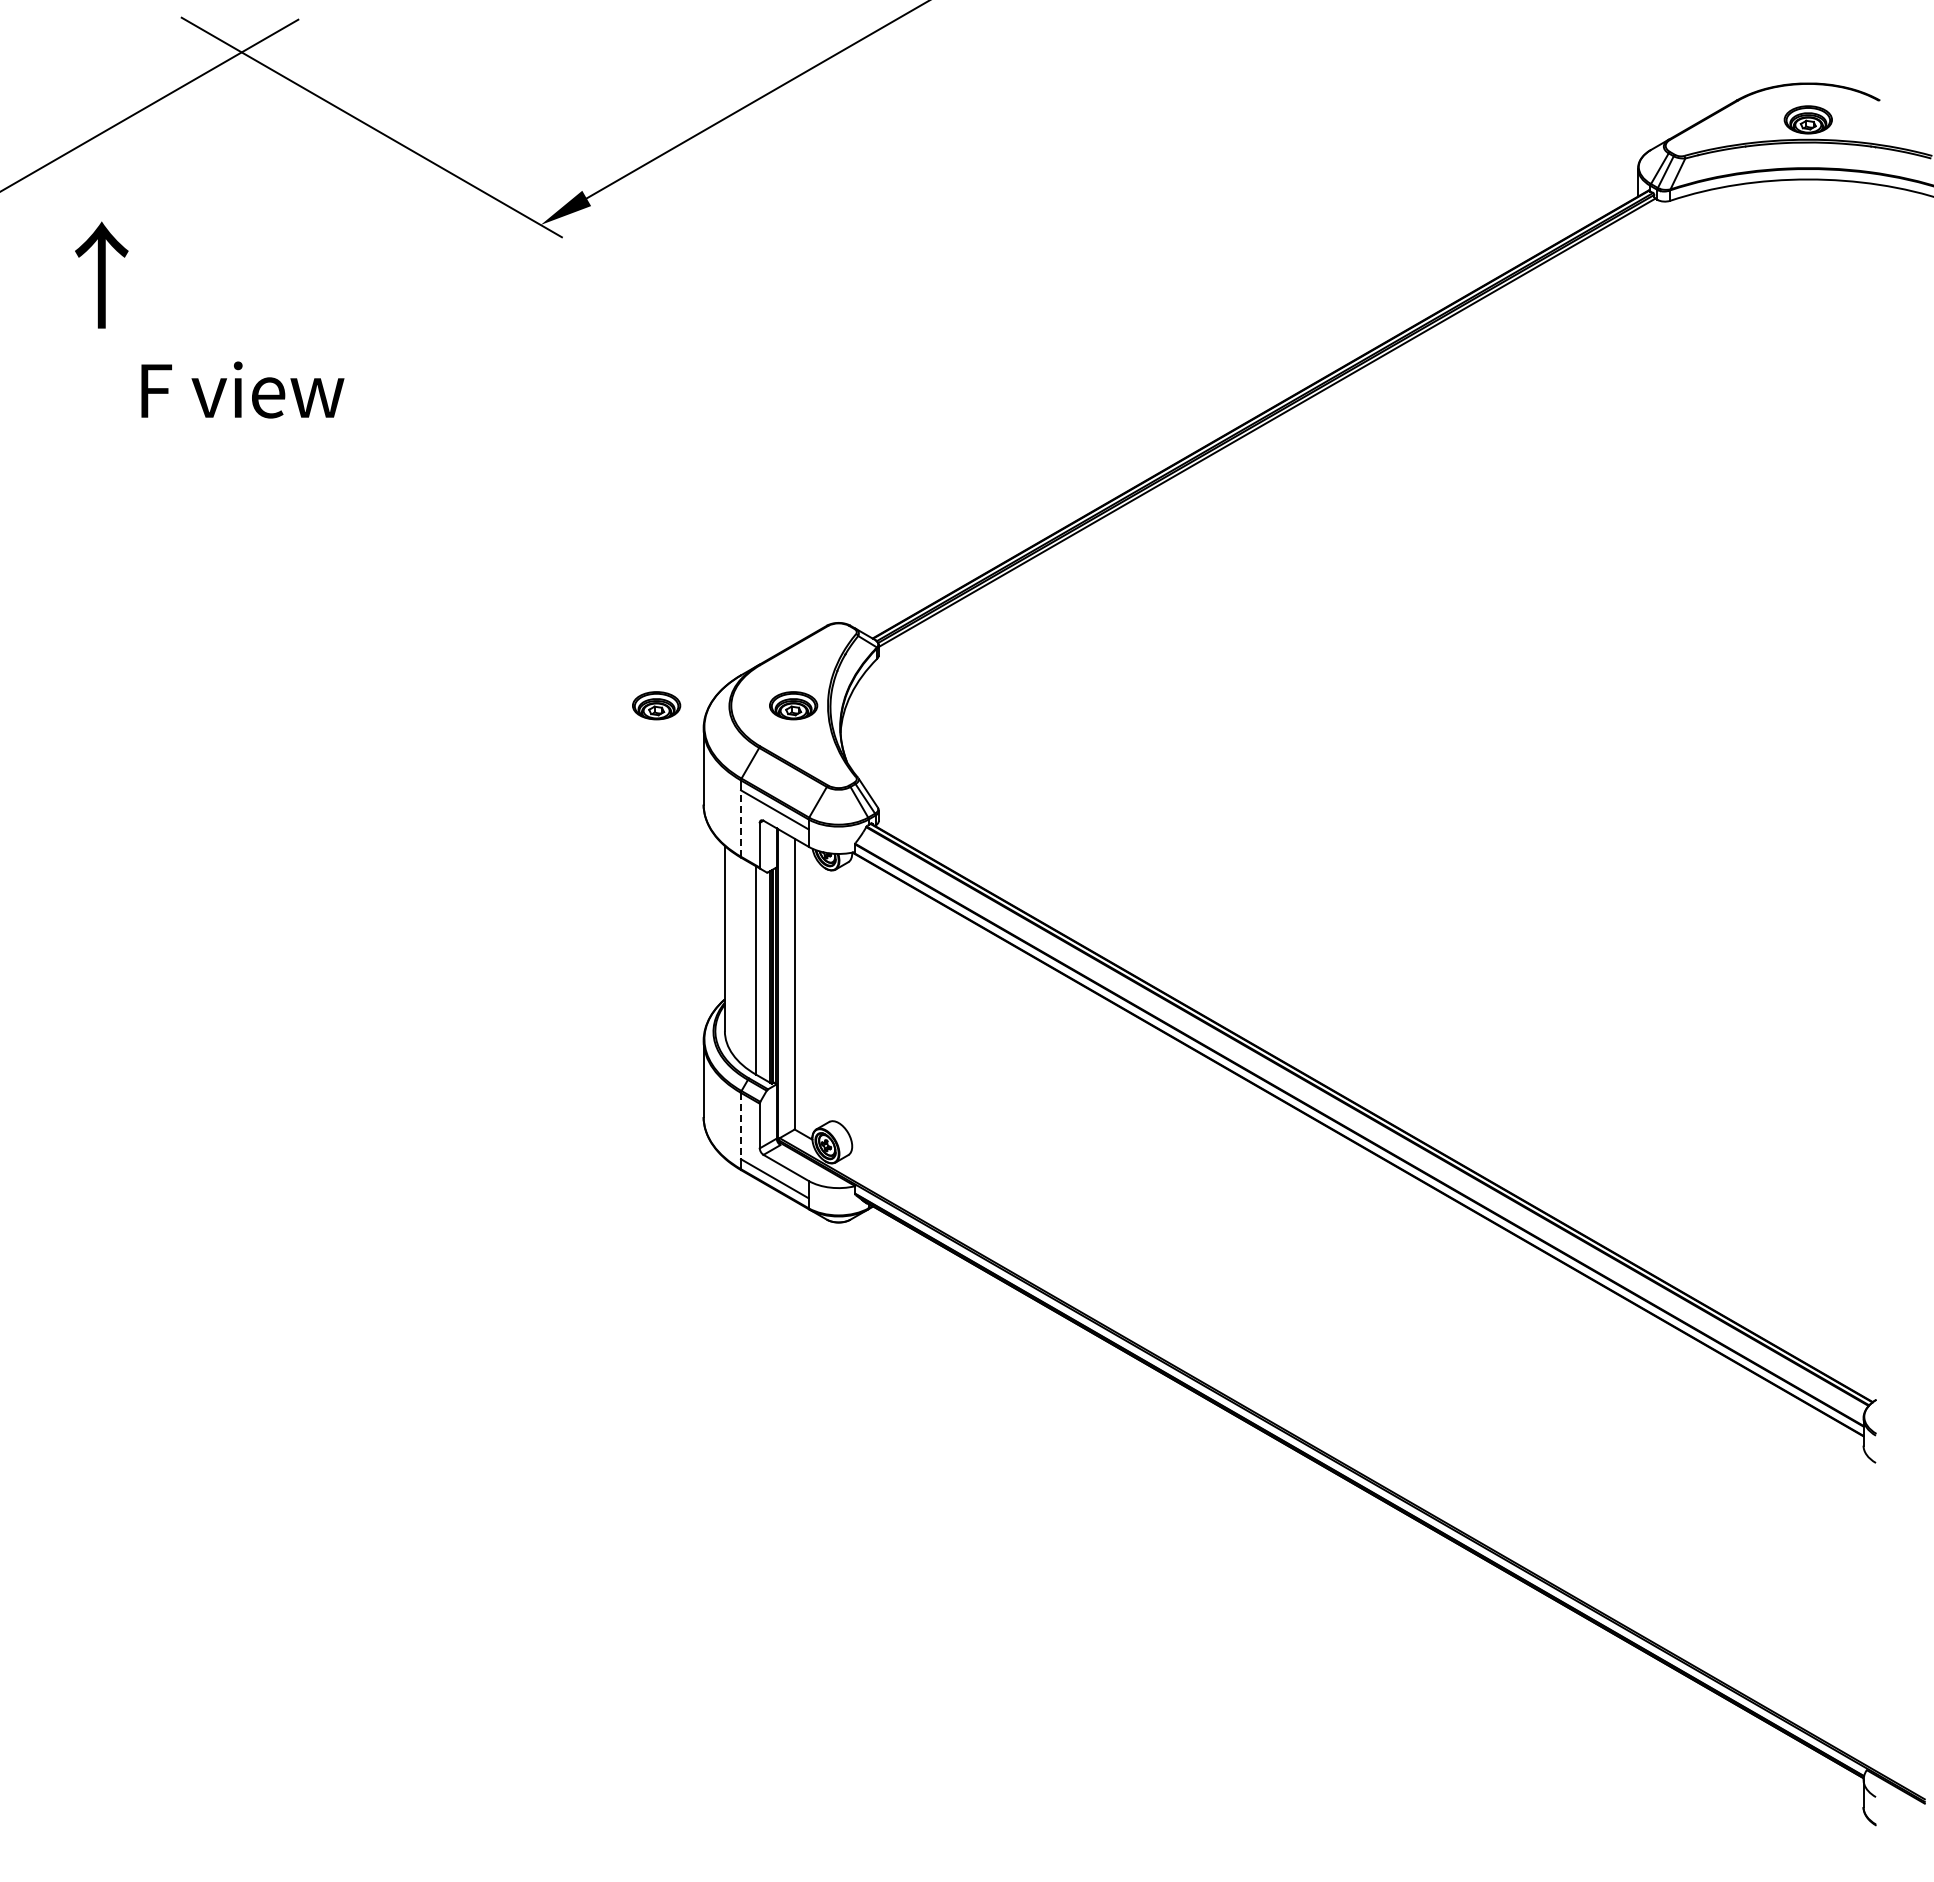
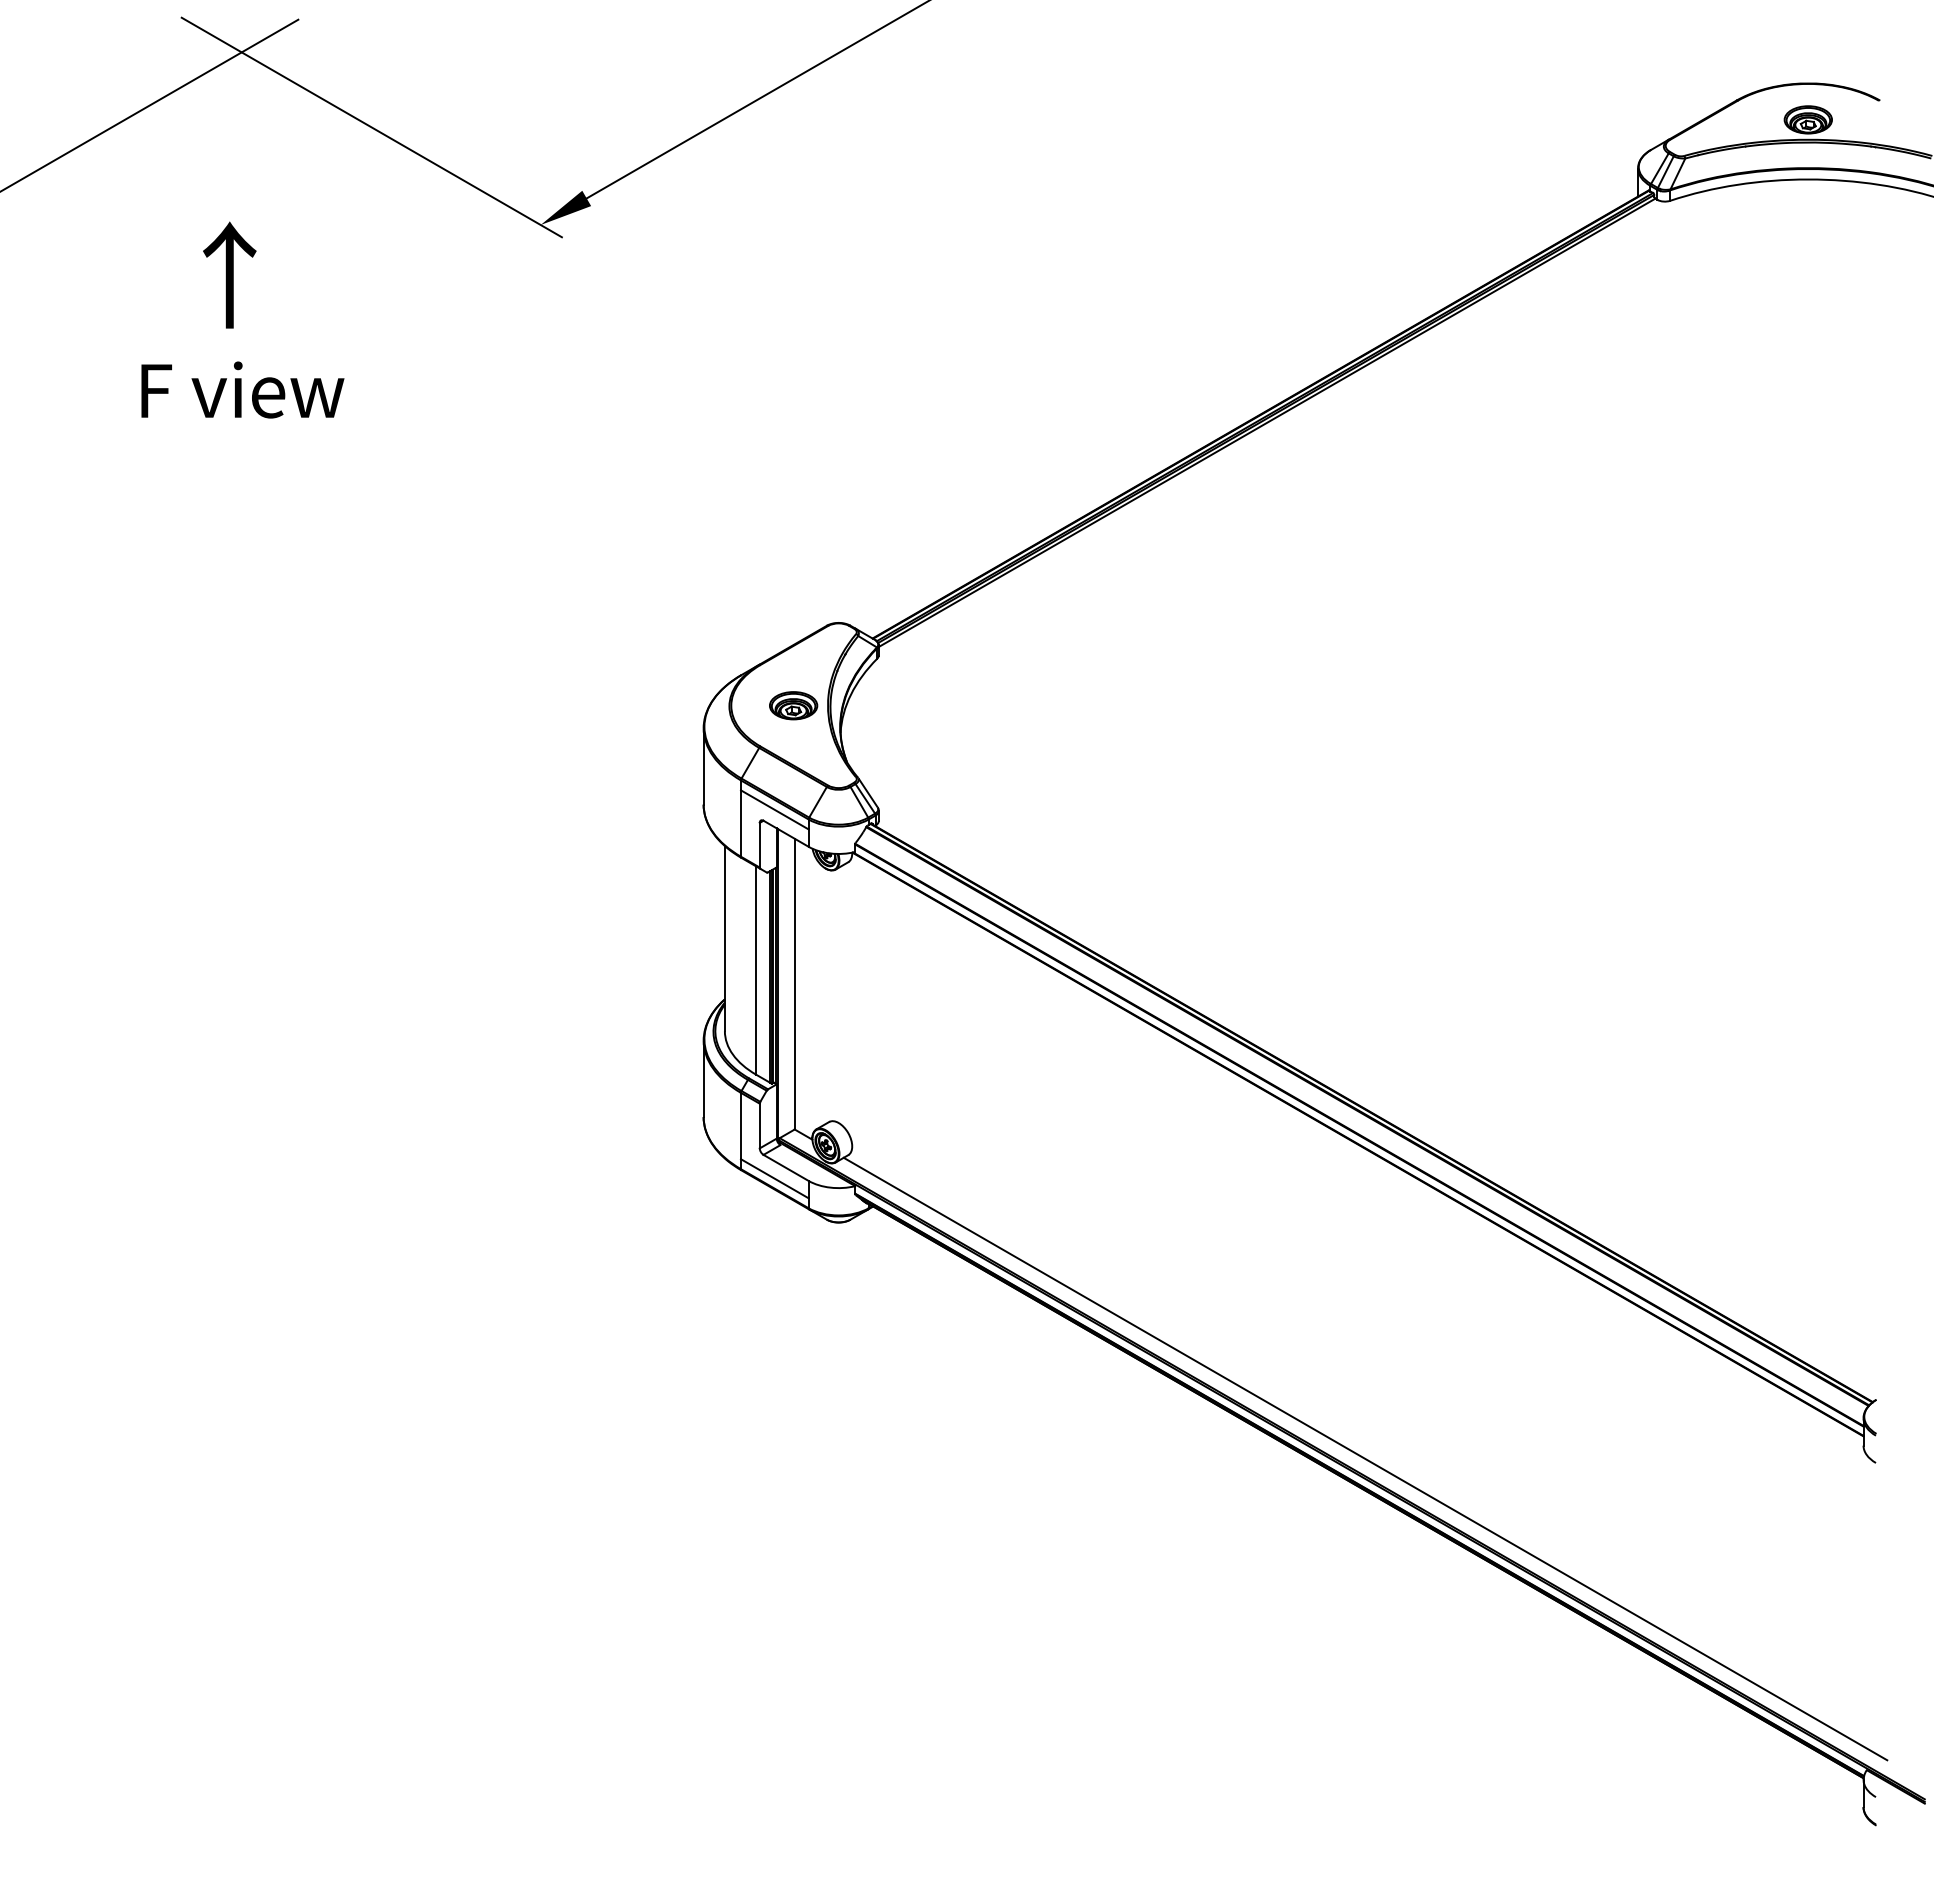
text position: (101, 274) -> (229, 274) (229, 274)
part: present -> none (656, 705)
line: dashed -> solid (741, 823)
line: dashed -> solid (741, 1126)
line: none -> present (1365, 1458)
